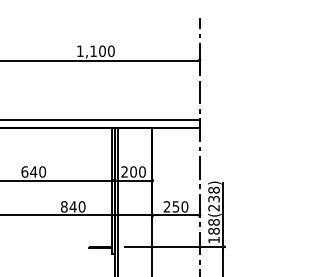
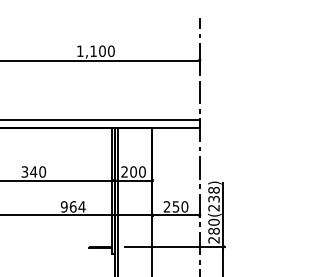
text: 640 -> 340 (24, 171)
text: 840 -> 964 (72, 206)
text: 188(238) -> 280(238) (213, 230)
